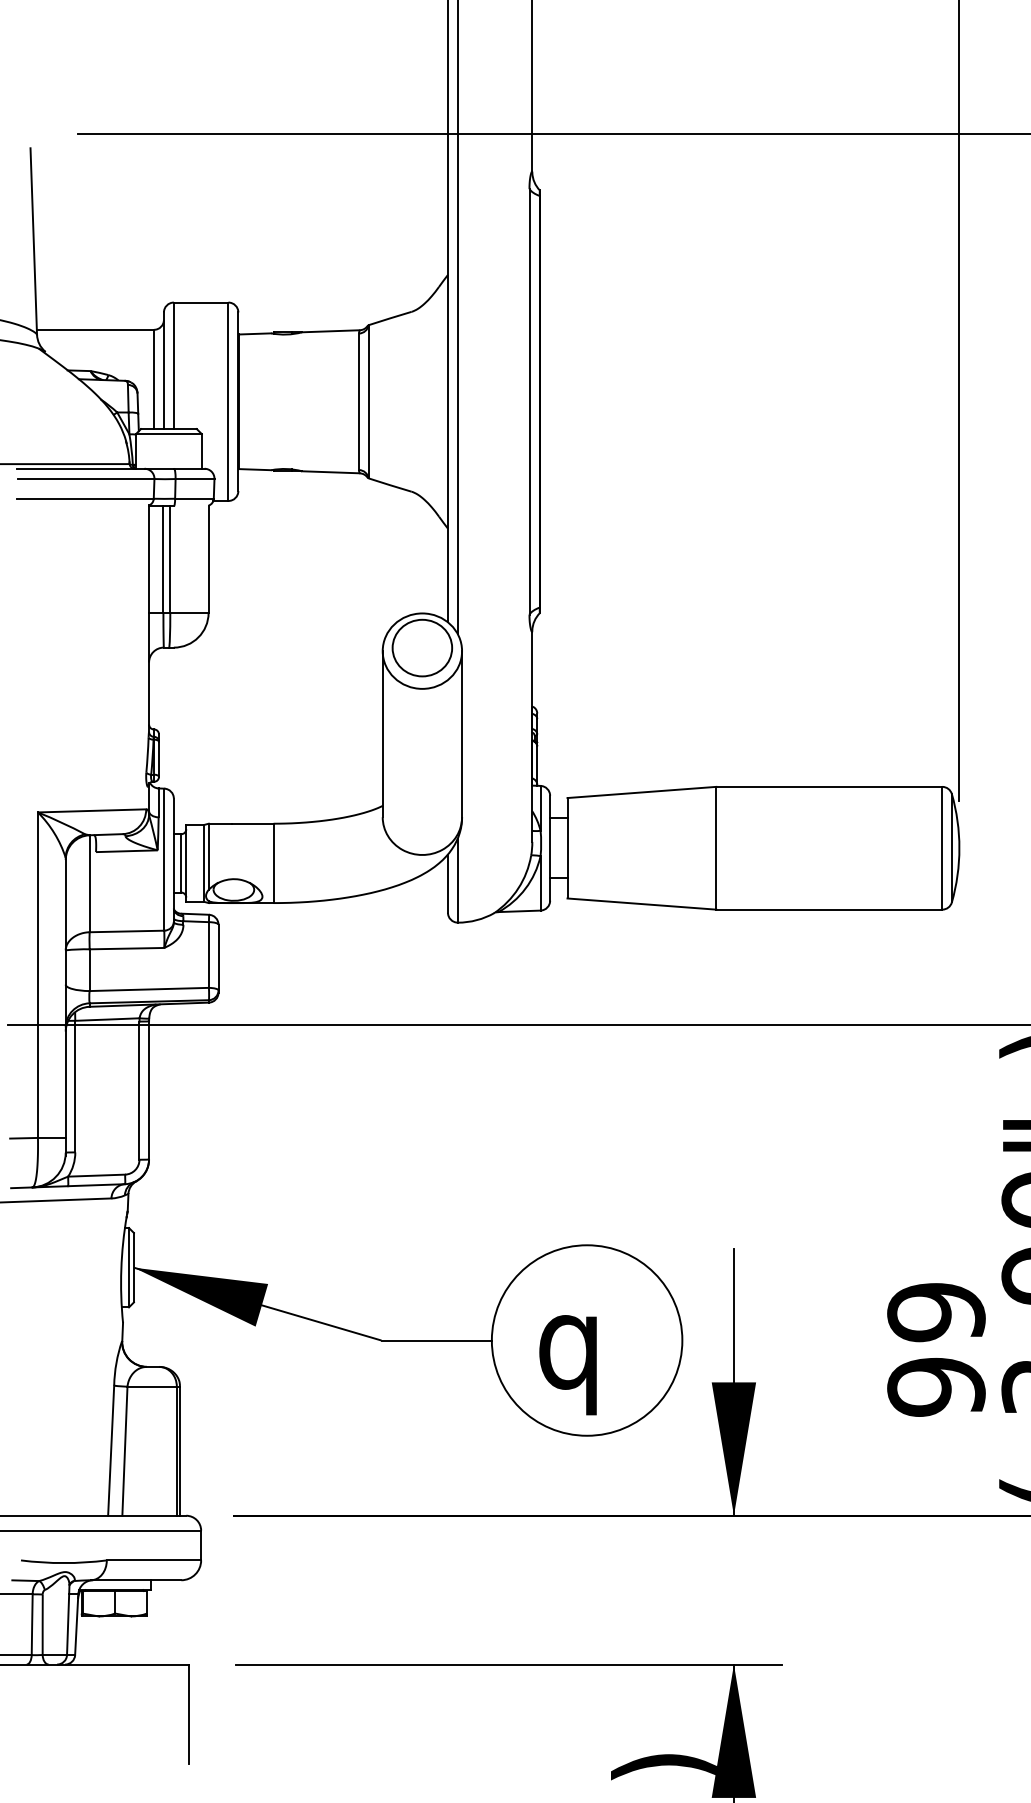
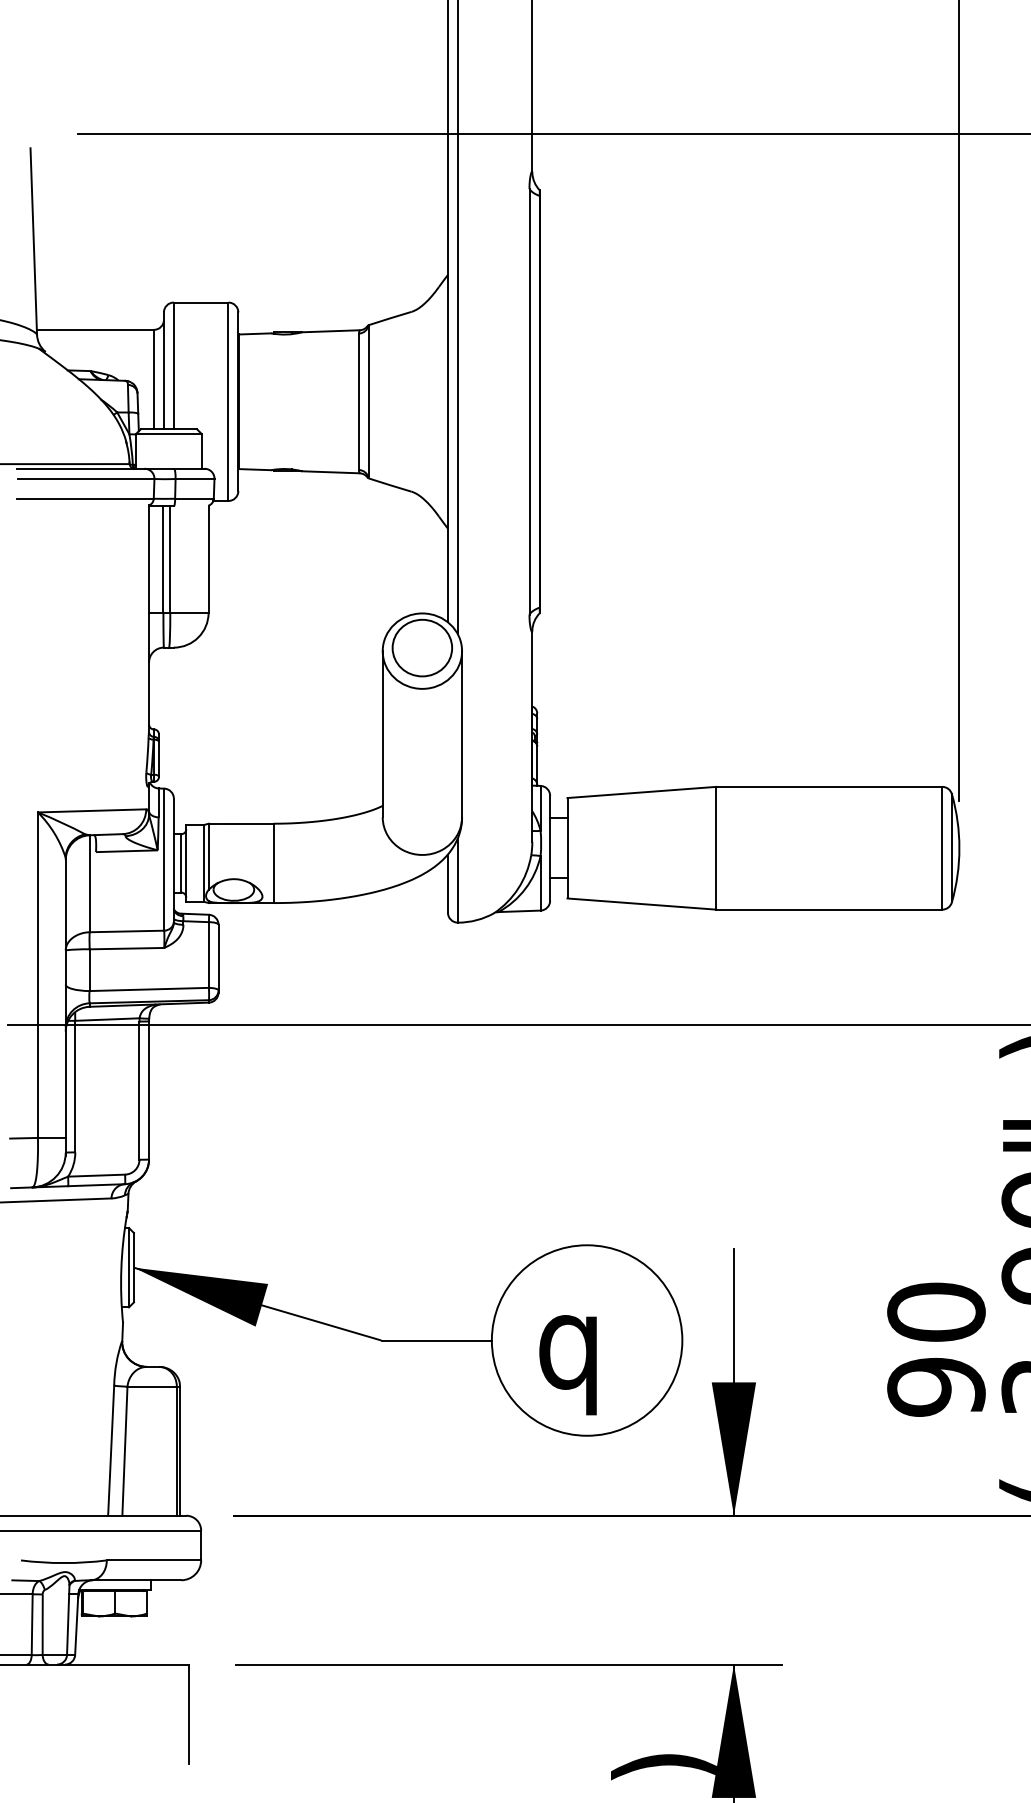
text: 99 -> 90 (936, 1312)
